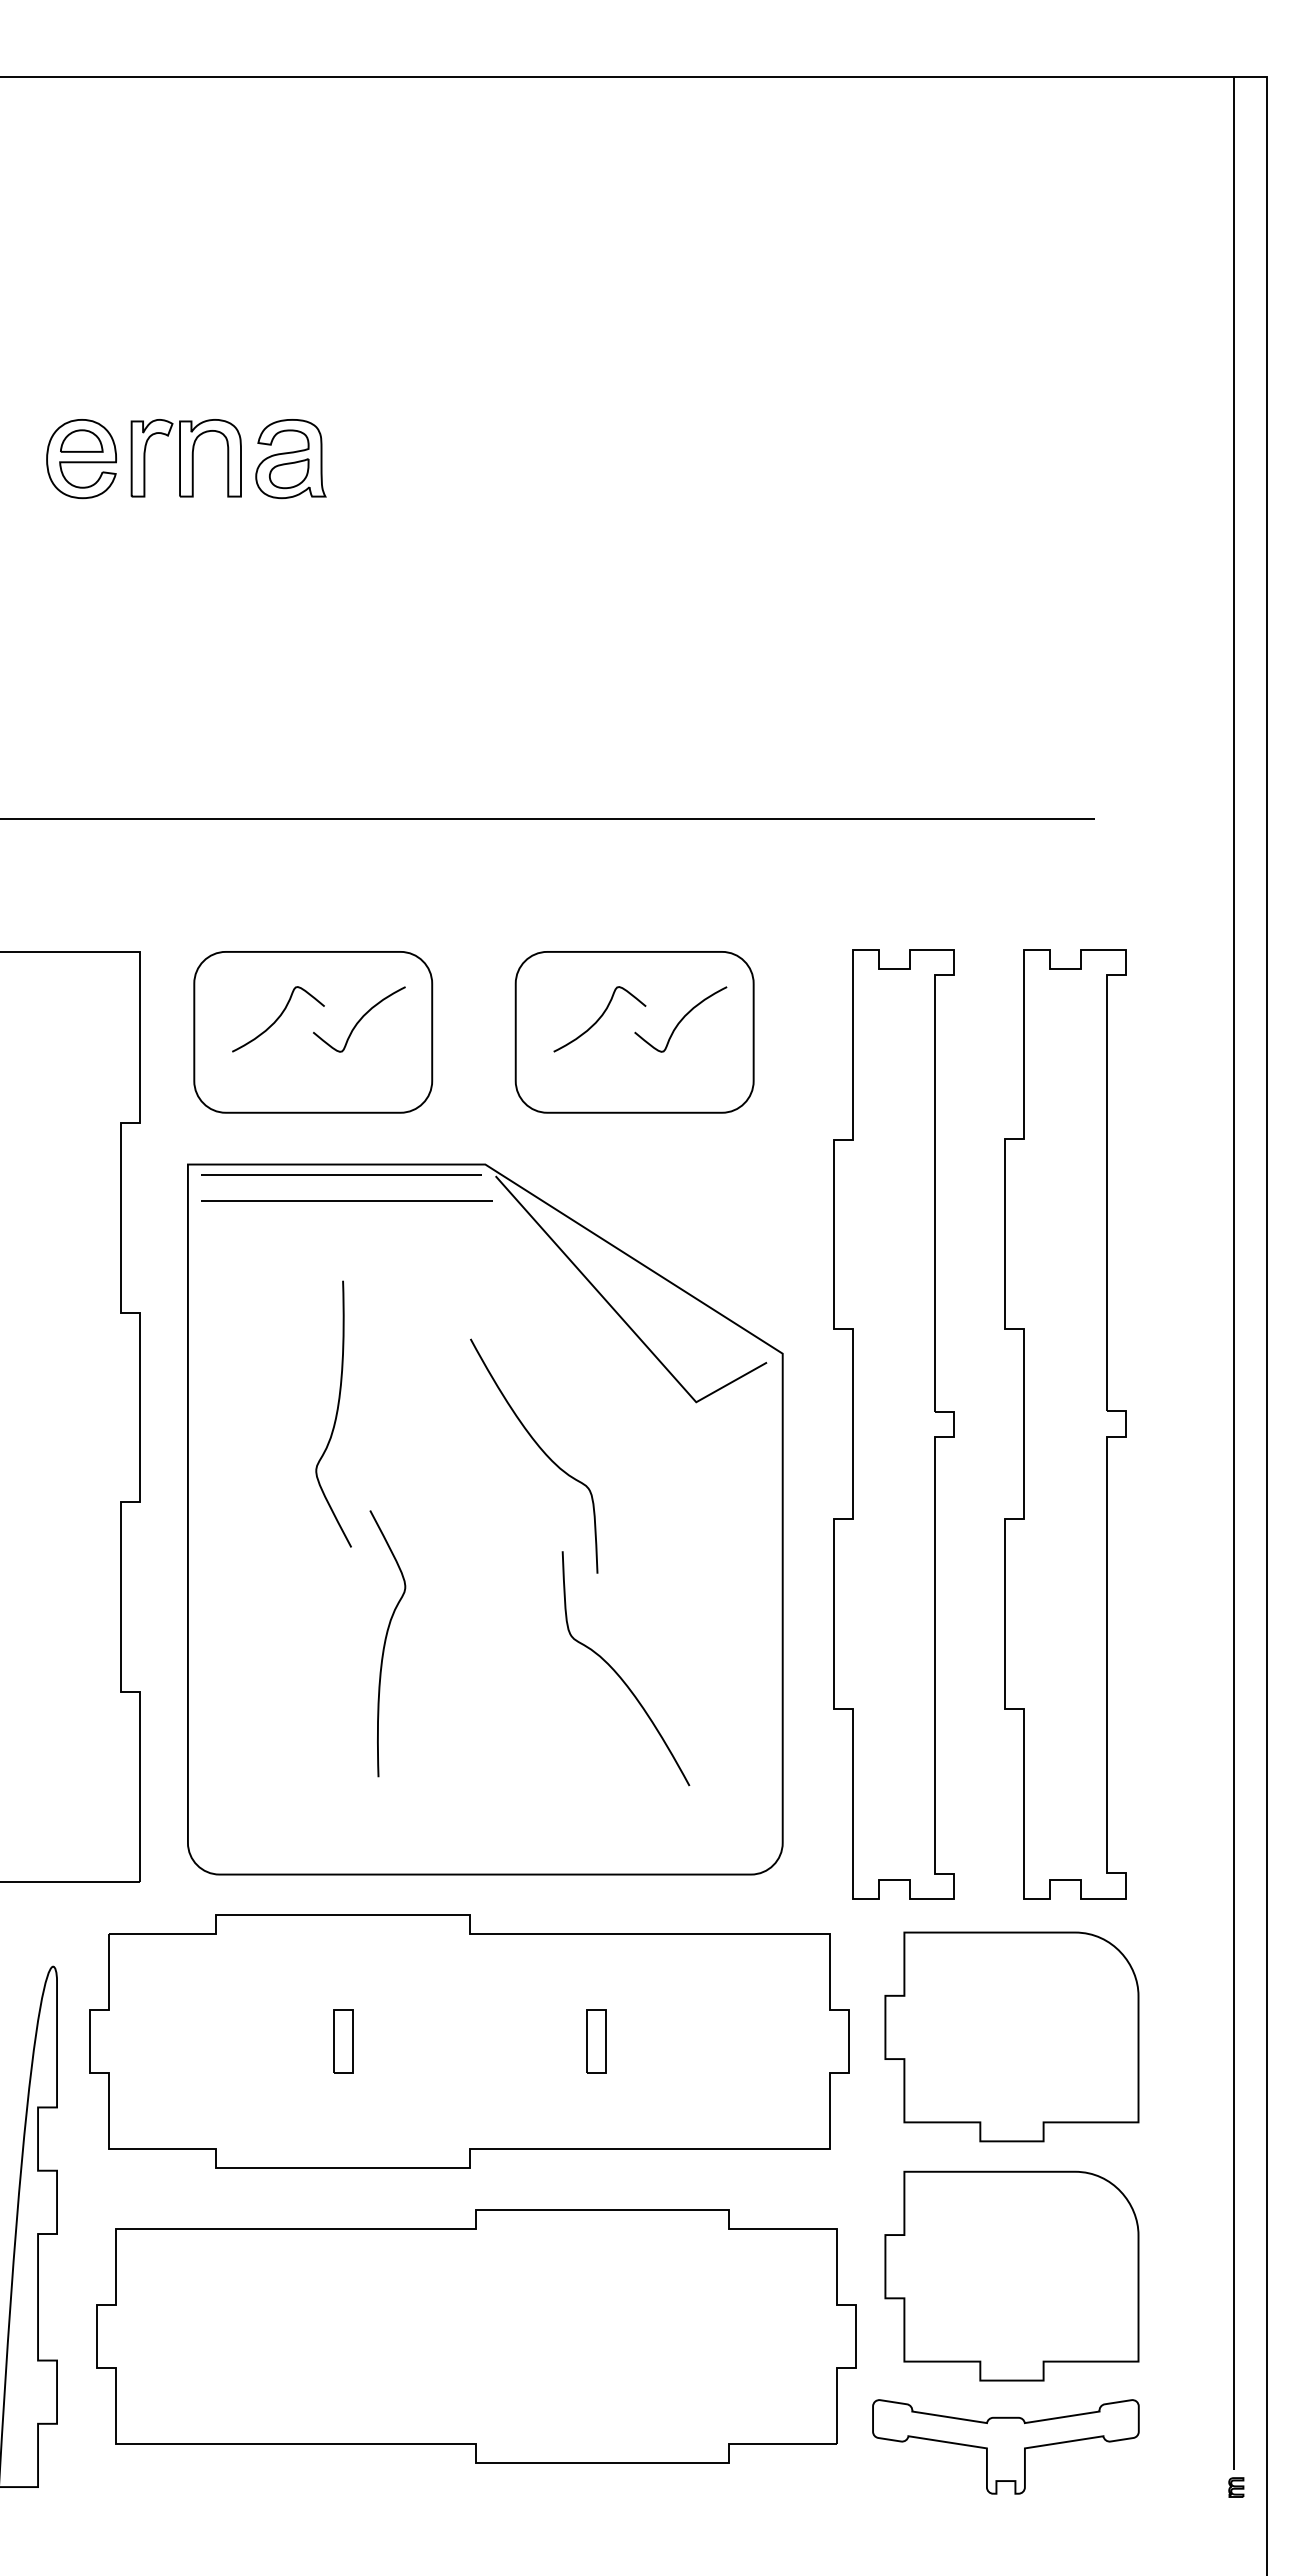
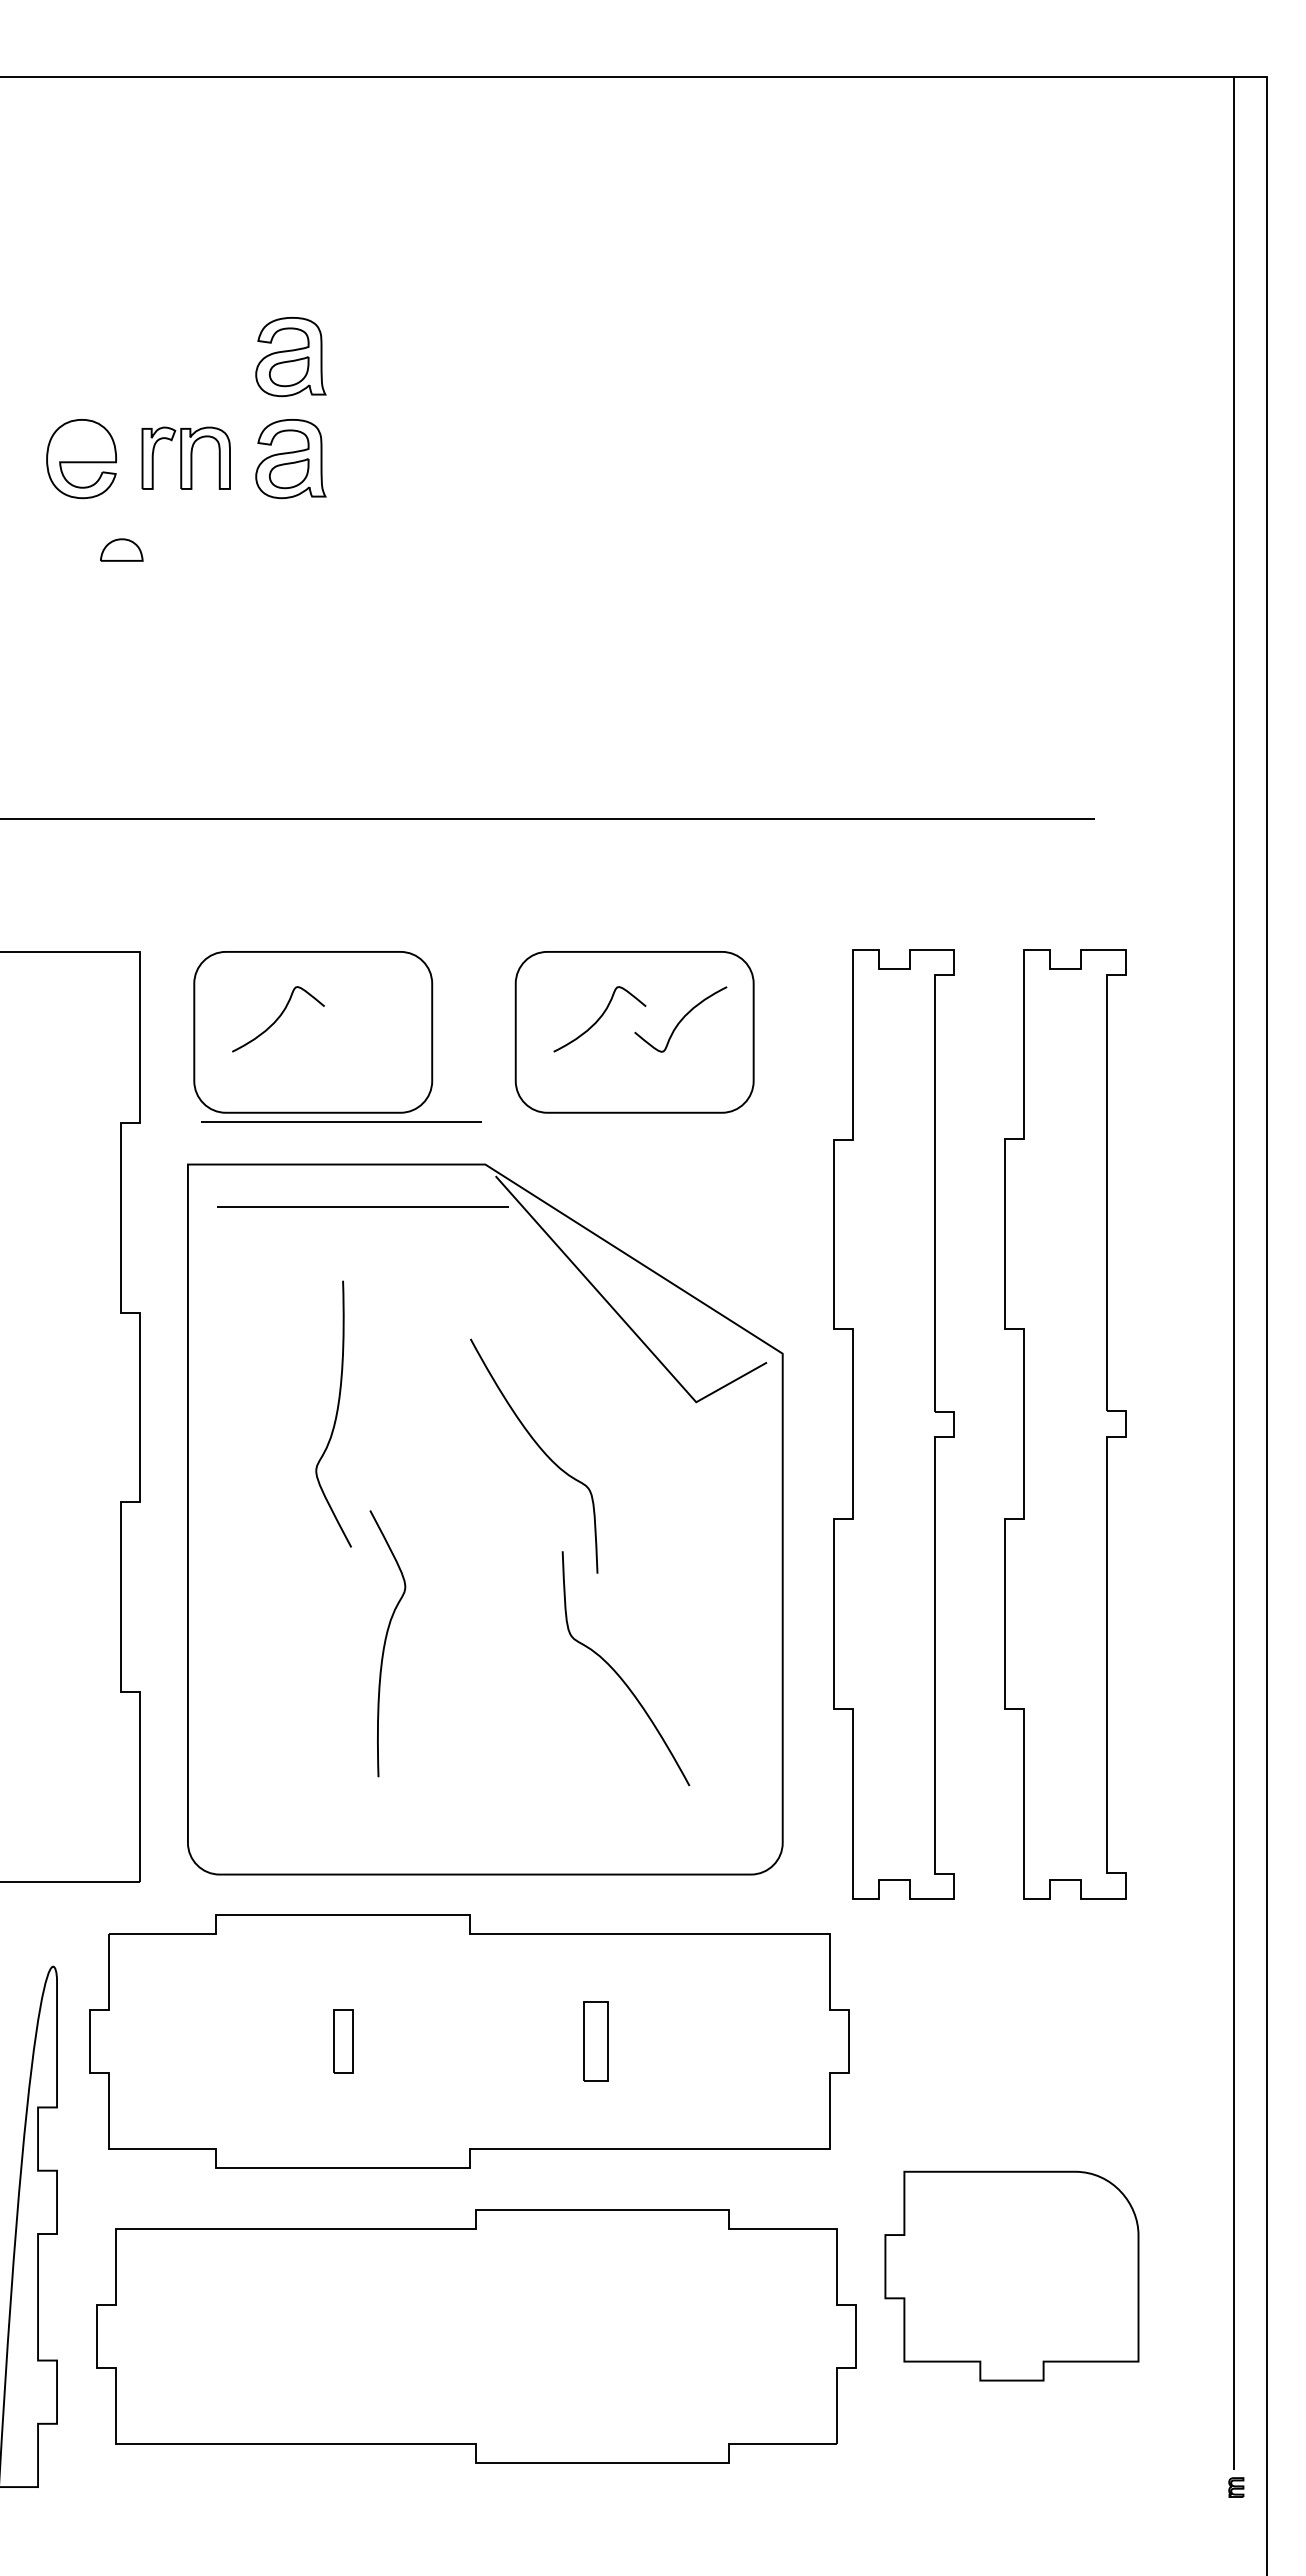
part: none -> present (290, 357)
part position: (81, 440) -> (121, 549) (121, 549)
part size: 112x79 px -> 90x64 px (185, 457)
curve: present -> none (359, 1019)
line position: (341, 1174) -> (341, 1121) (341, 1121)
line position: (346, 1200) -> (362, 1206) (362, 1206)
part: present -> none (1011, 2036)
part size: 21x65 px -> 26x81 px (595, 2041)
part: present -> none (1005, 2446)
